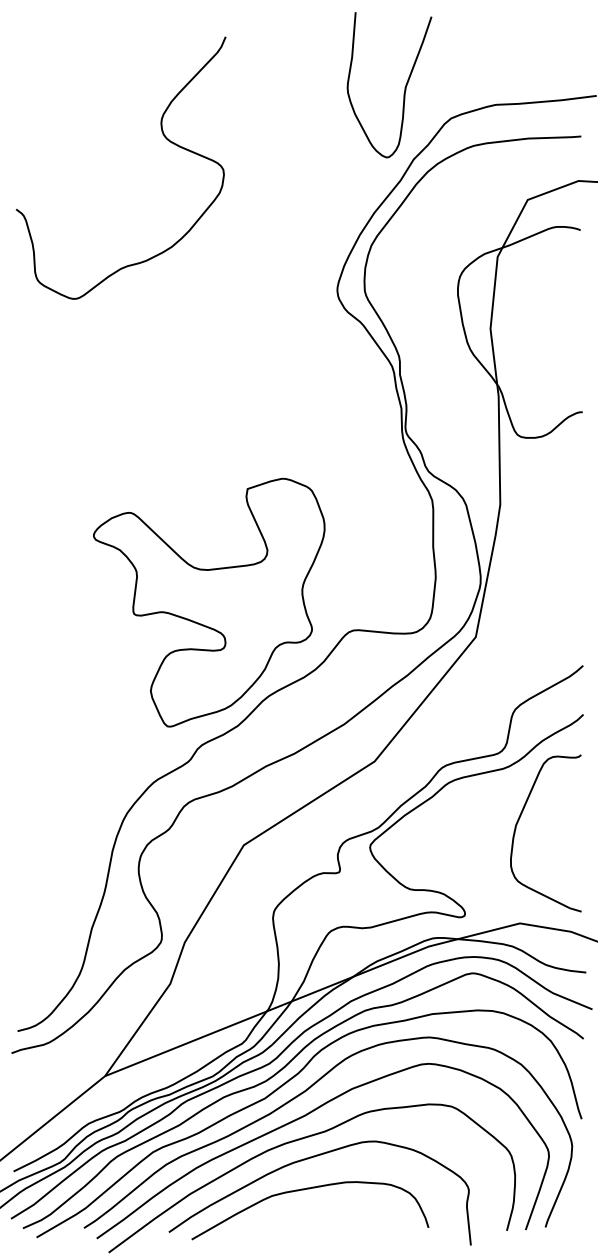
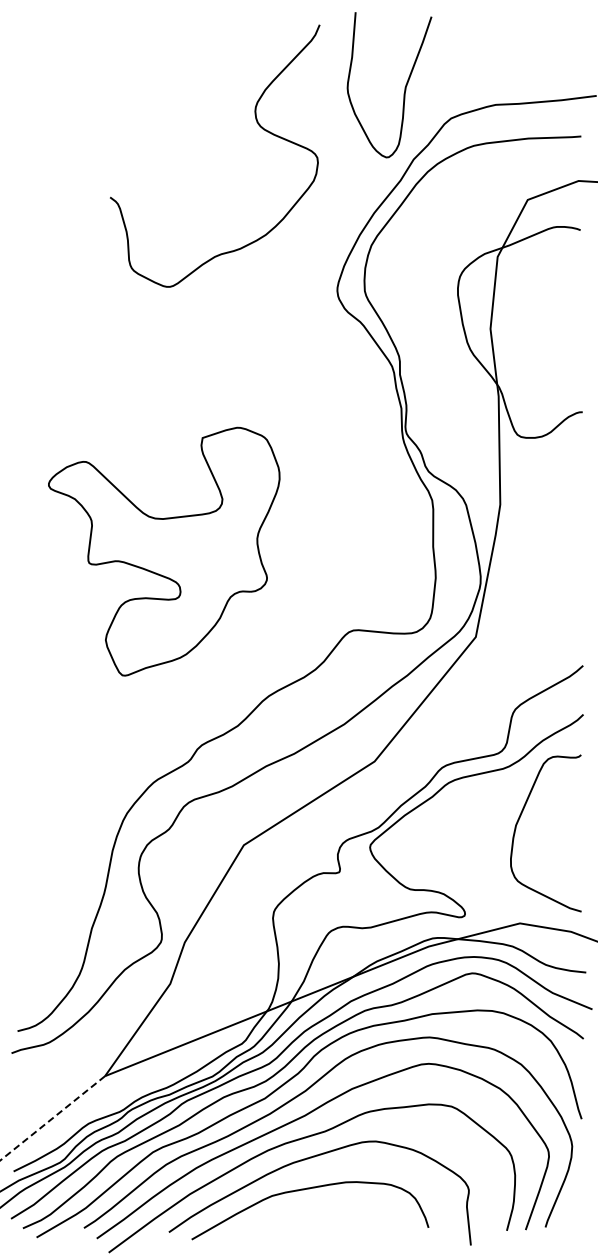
curve position: (163, 136) -> (257, 124) (257, 124)
part position: (209, 602) -> (164, 551) (164, 551)
line: solid -> dashed (52, 1118)
